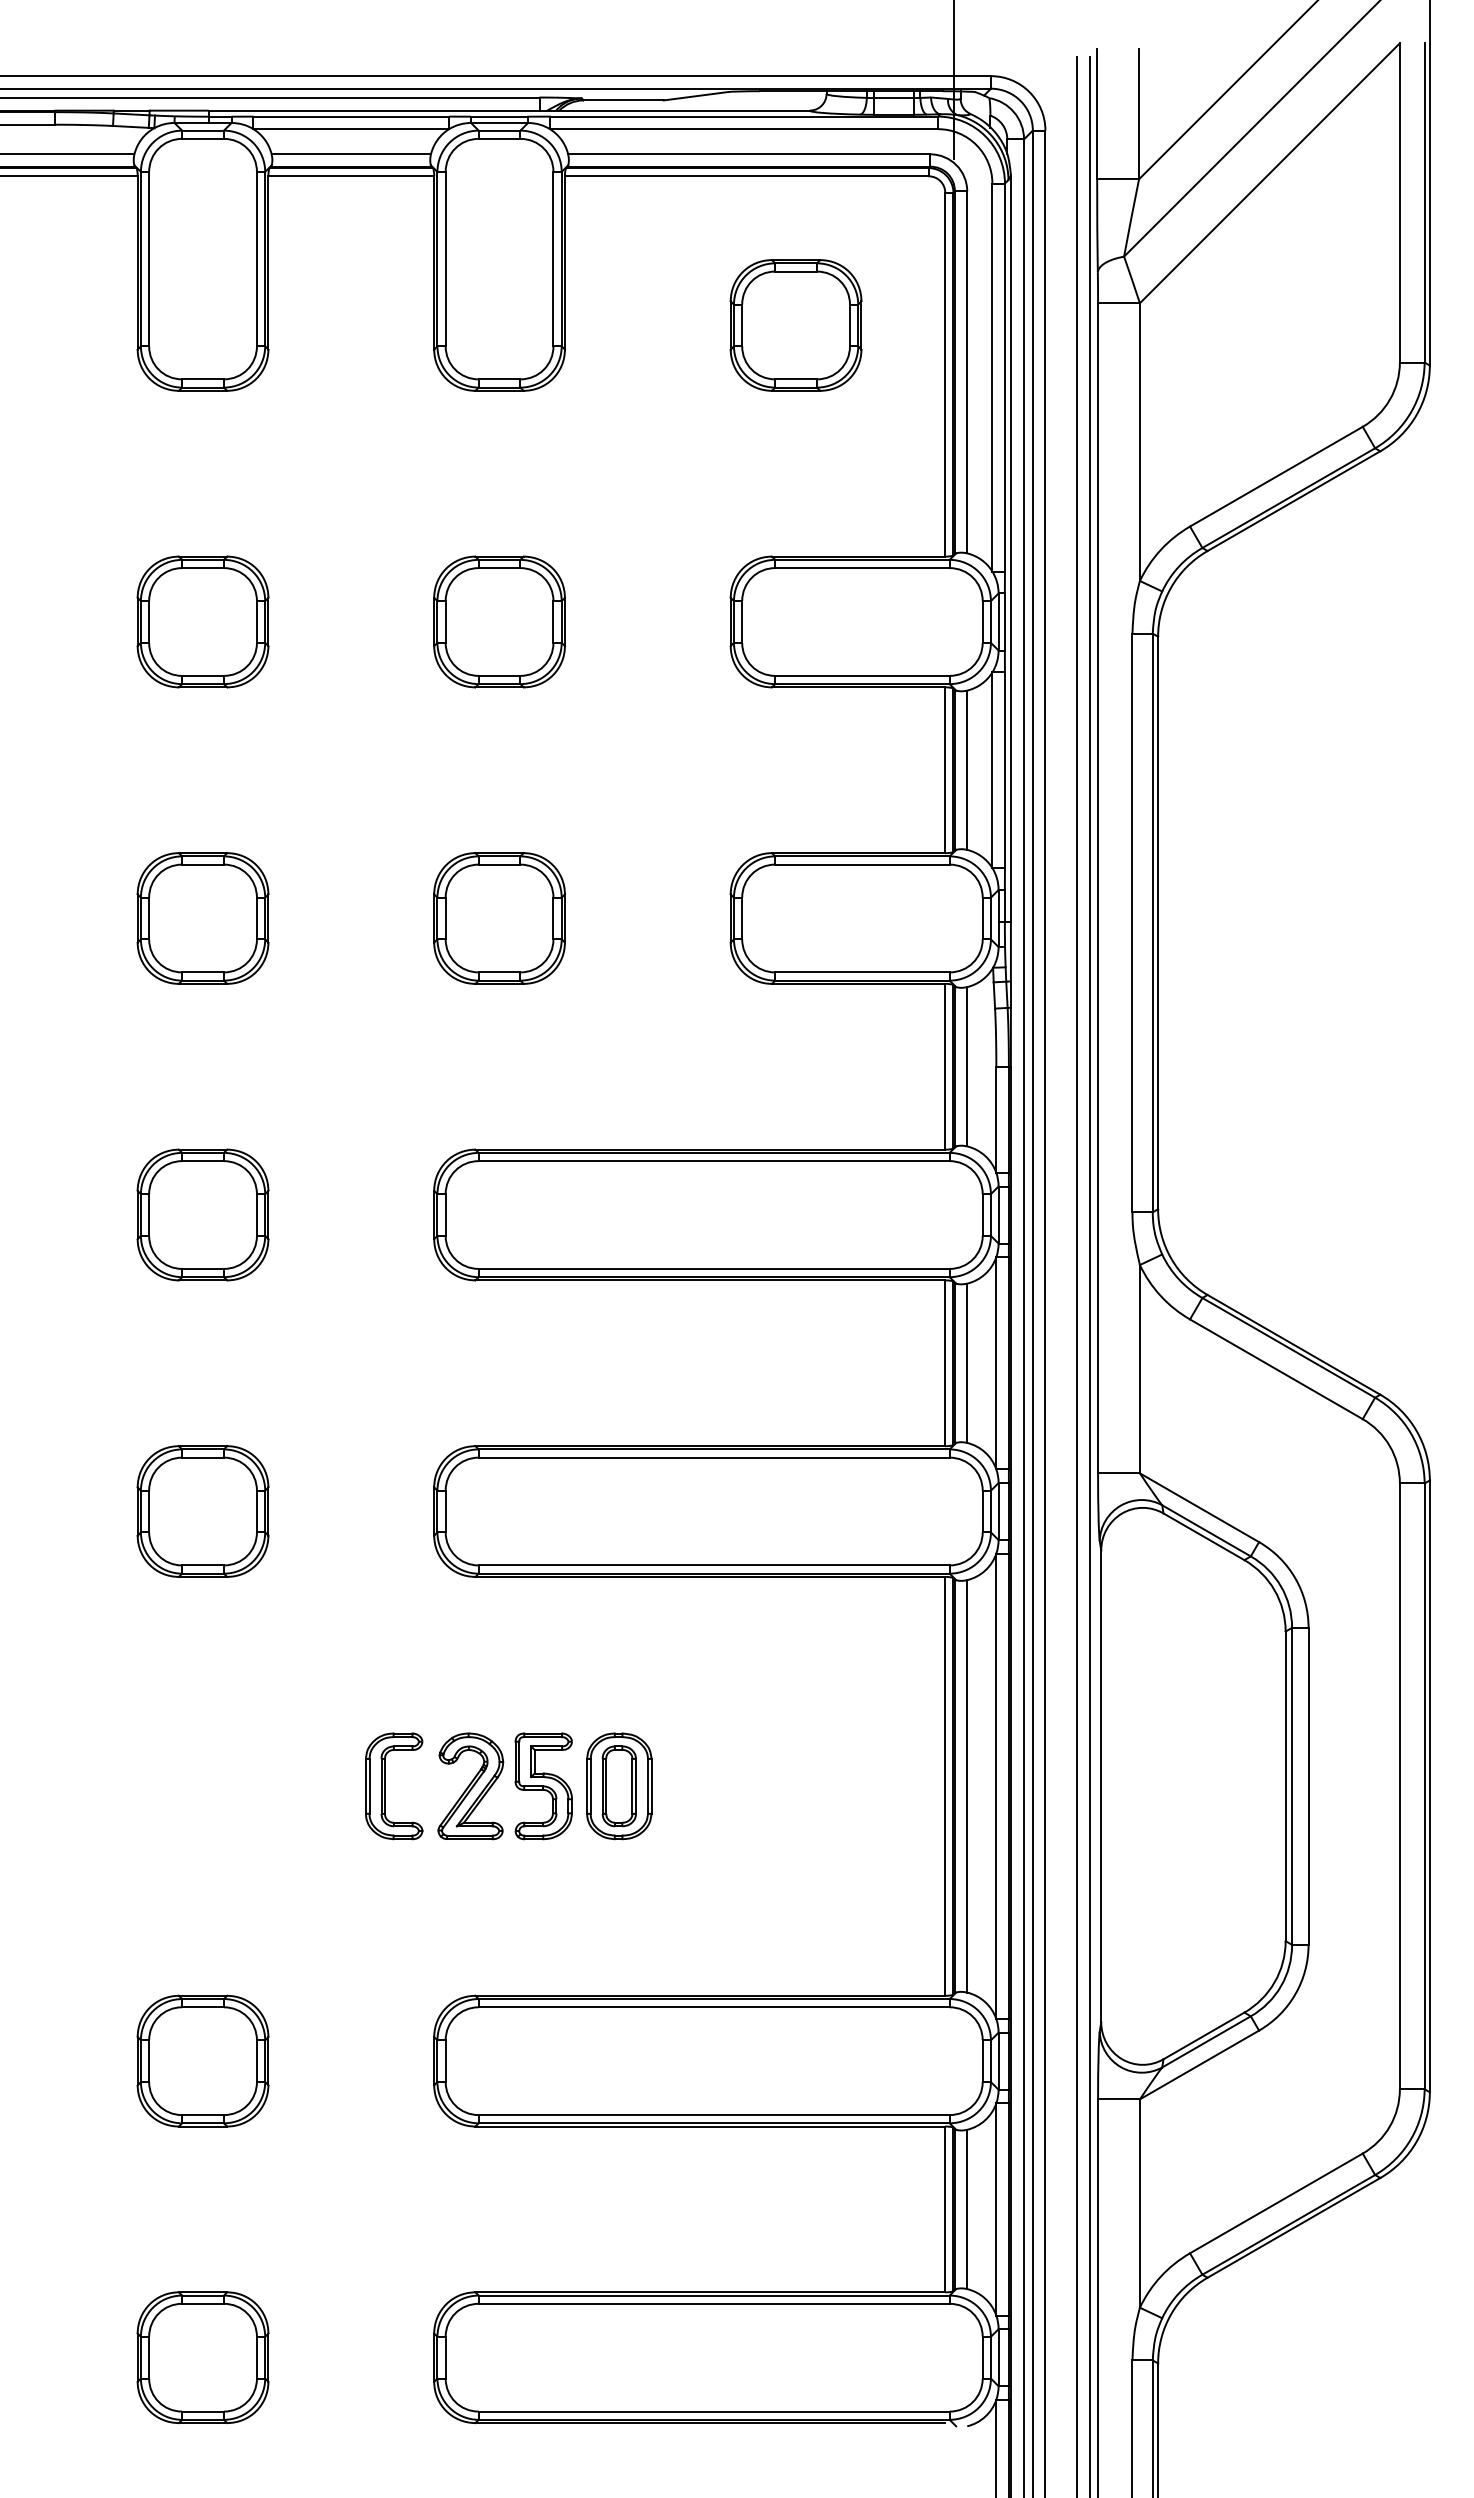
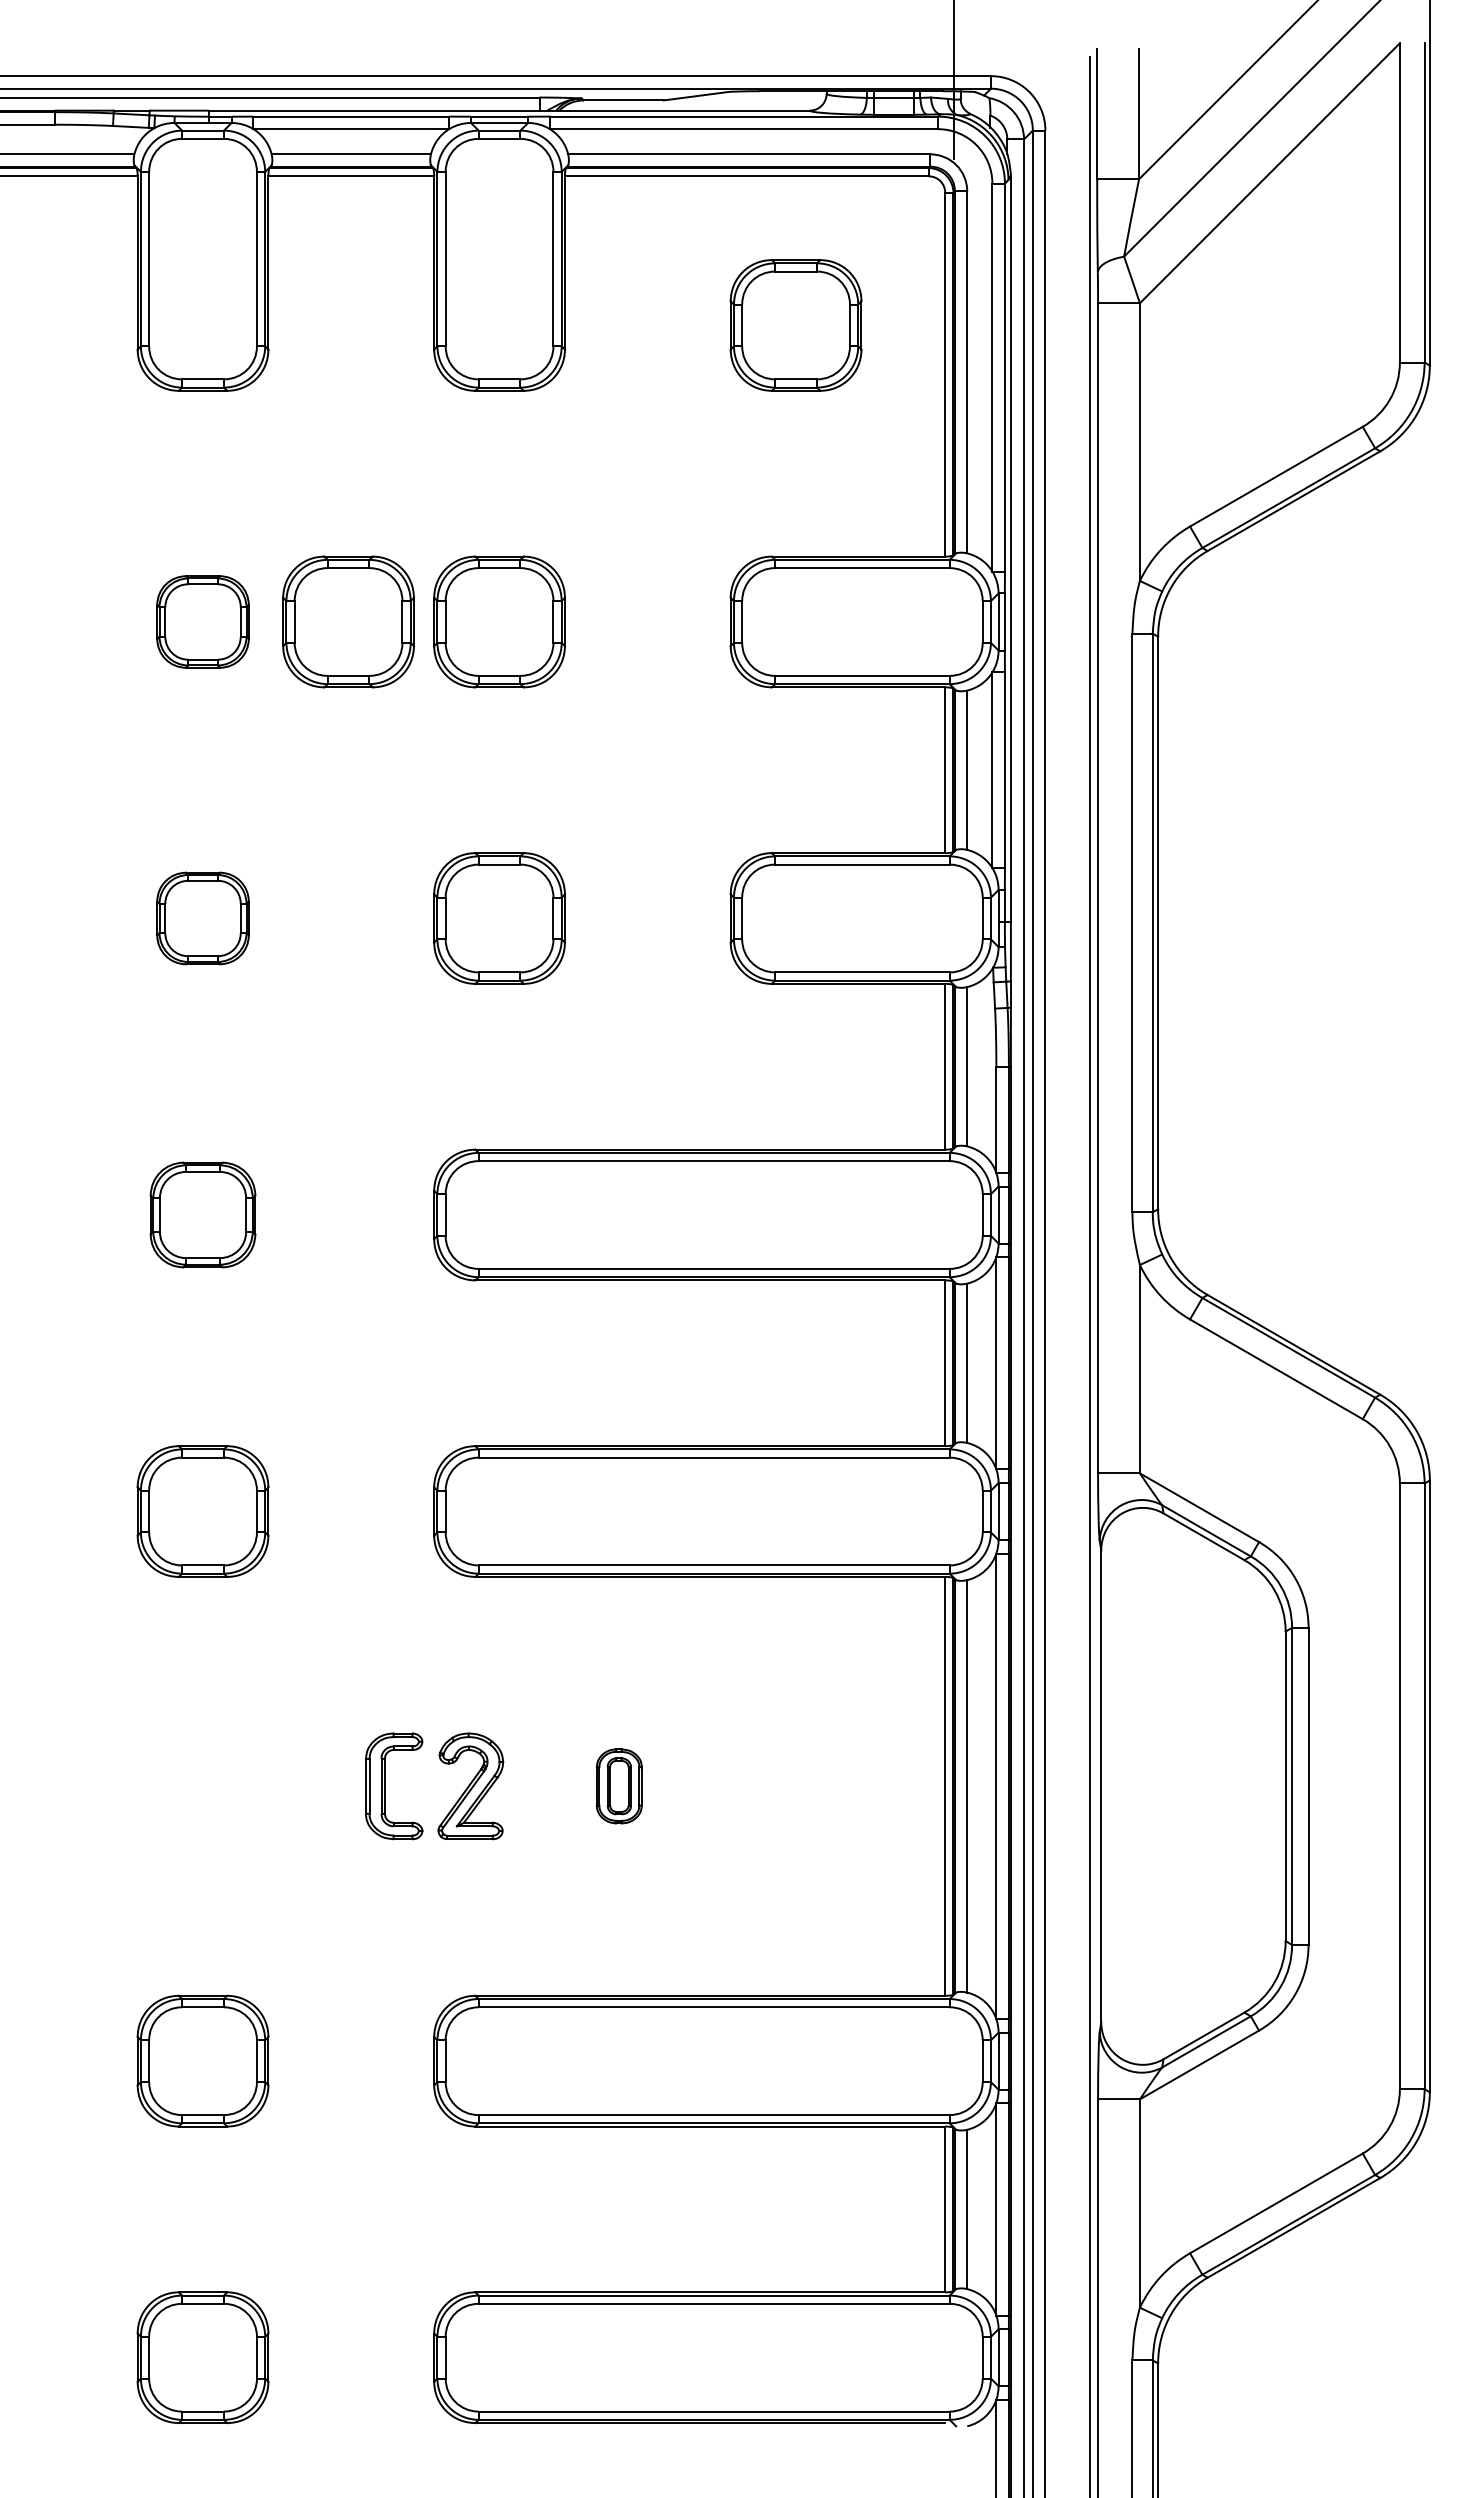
part size: 134x134 px -> 94x94 px (202, 621)
part: none -> present (348, 621)
part size: 134x133 px -> 94x95 px (202, 918)
part size: 134x134 px -> 108x108 px (202, 1214)
line: present -> none (1076, 1275)
part: present -> none (543, 1786)
part size: 67x109 px -> 48x77 px (618, 1786)
